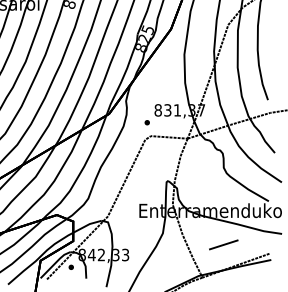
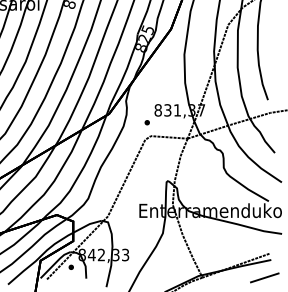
line position: (223, 244) -> (264, 277) (264, 277)
